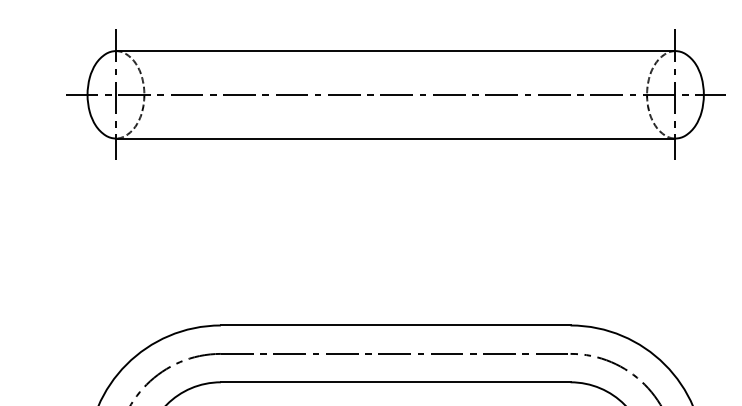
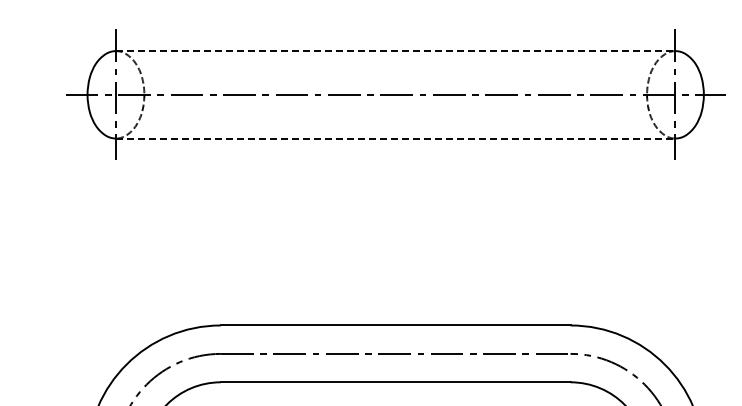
line: solid -> dashed (395, 51)
line: solid -> dashed (395, 138)
